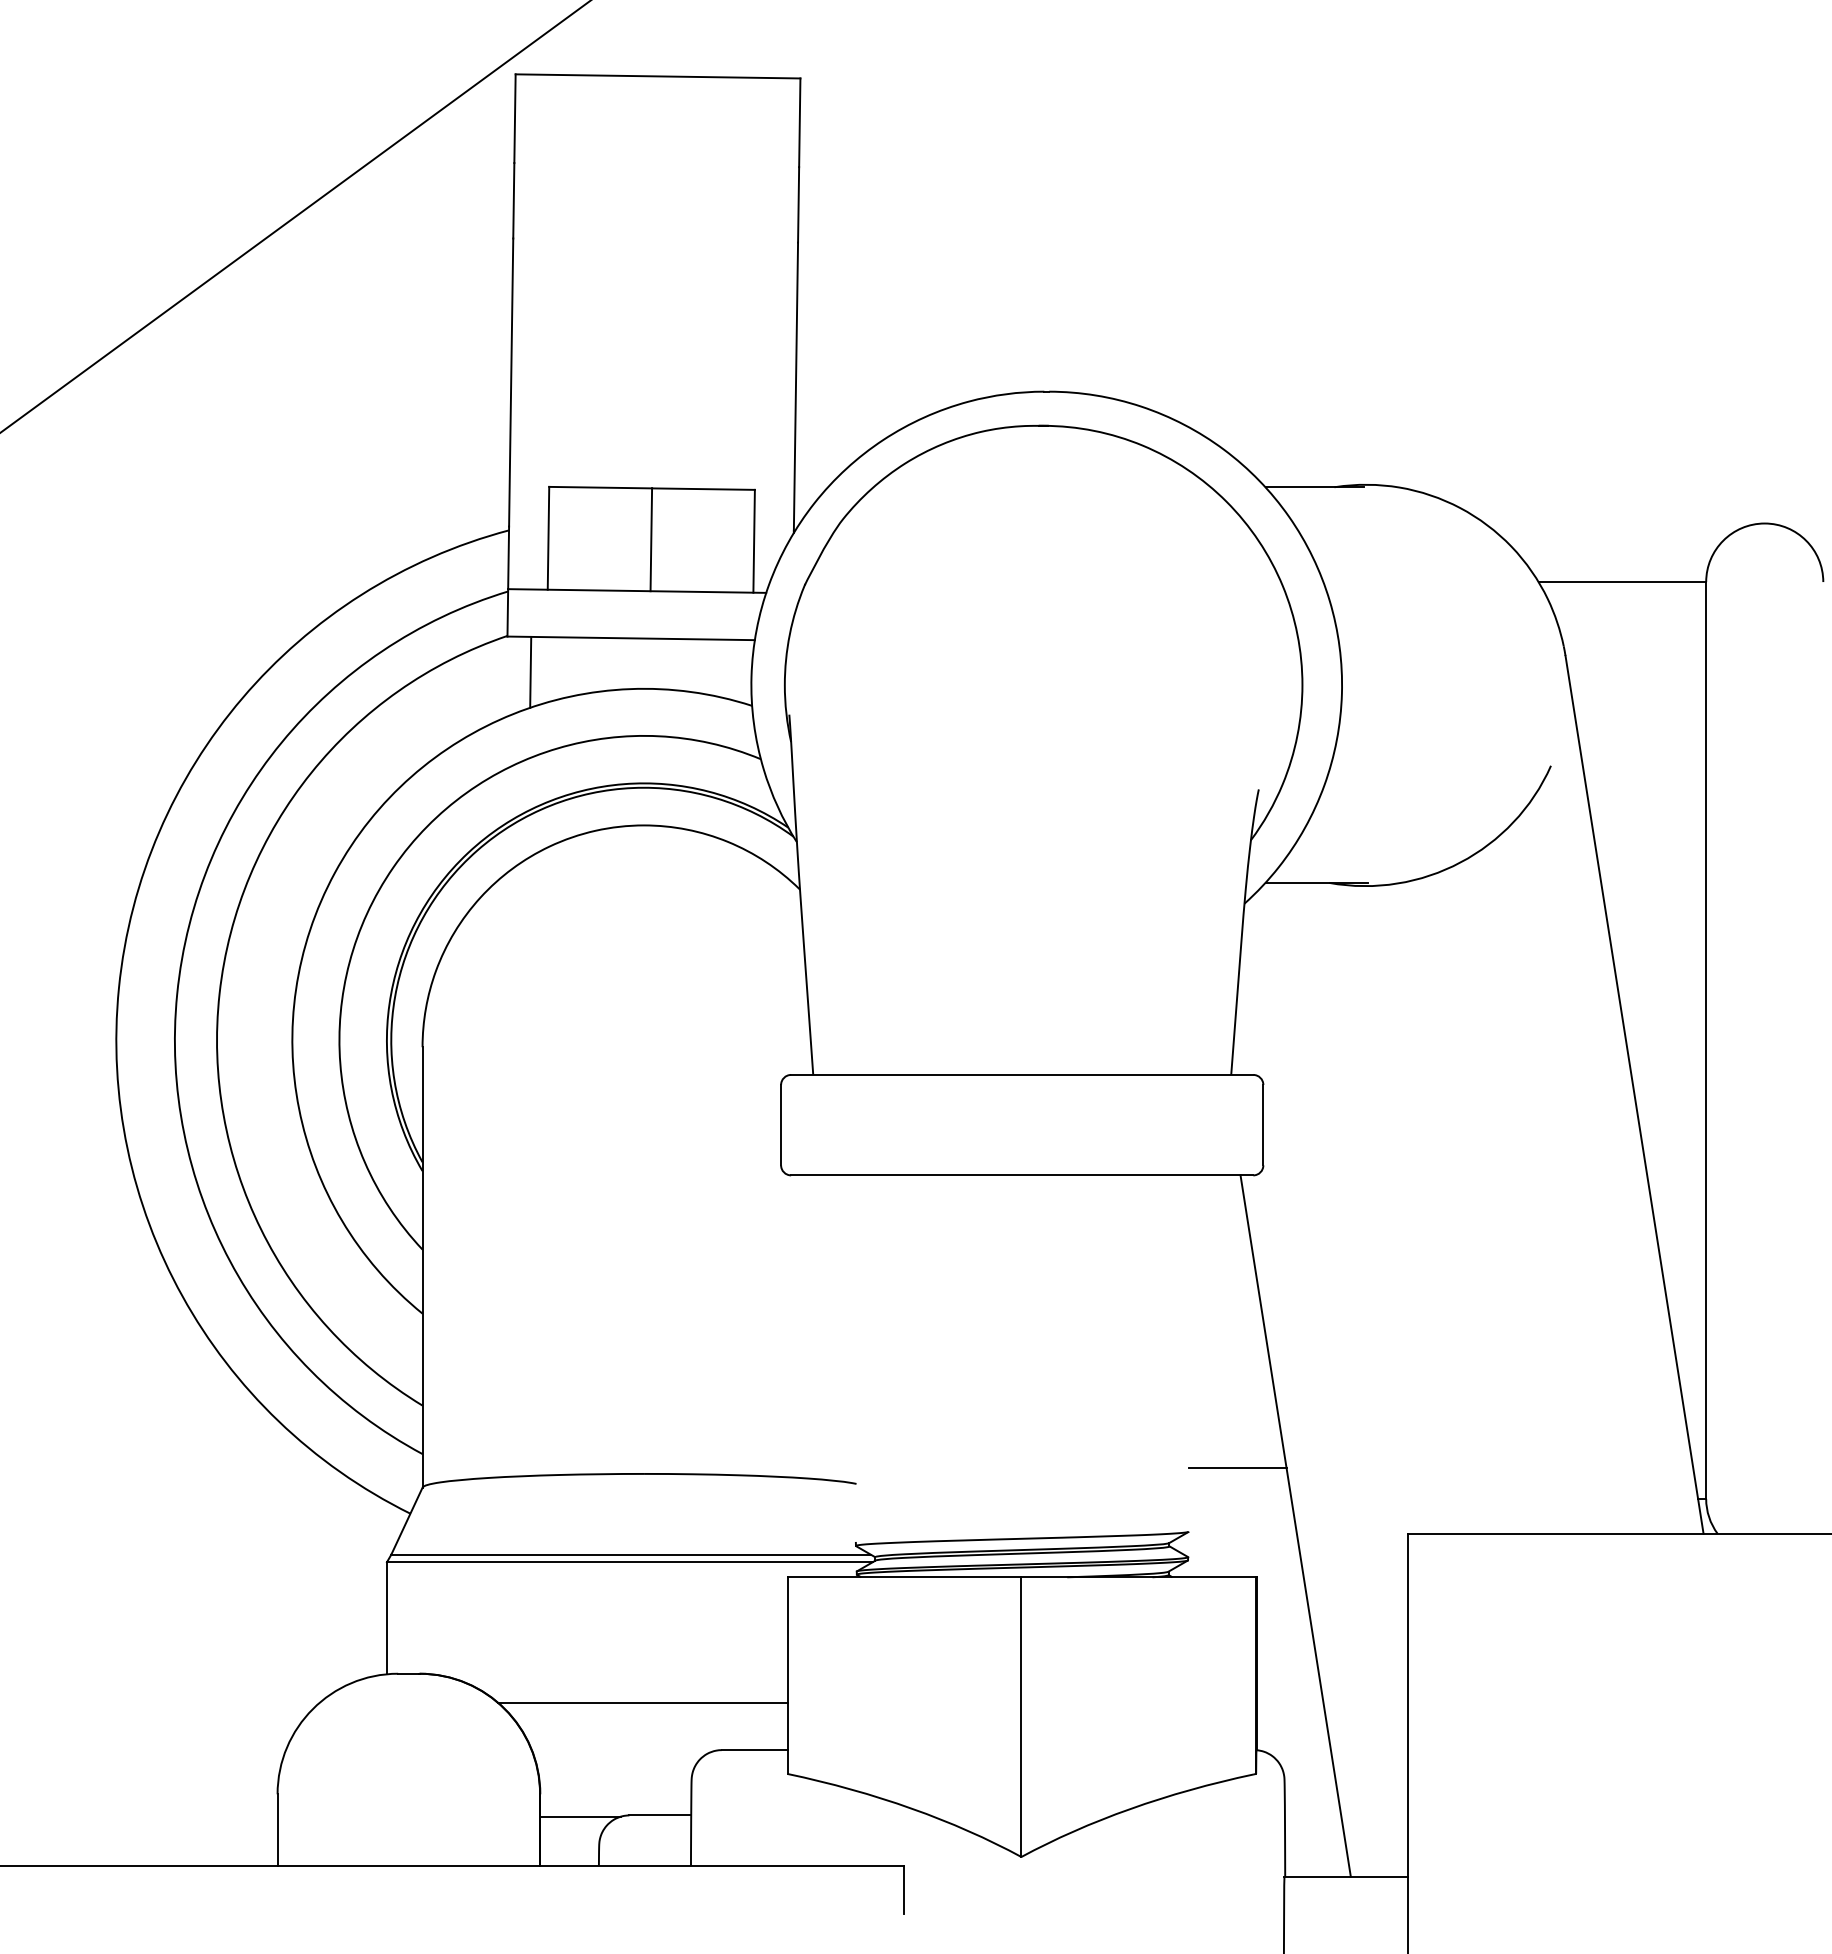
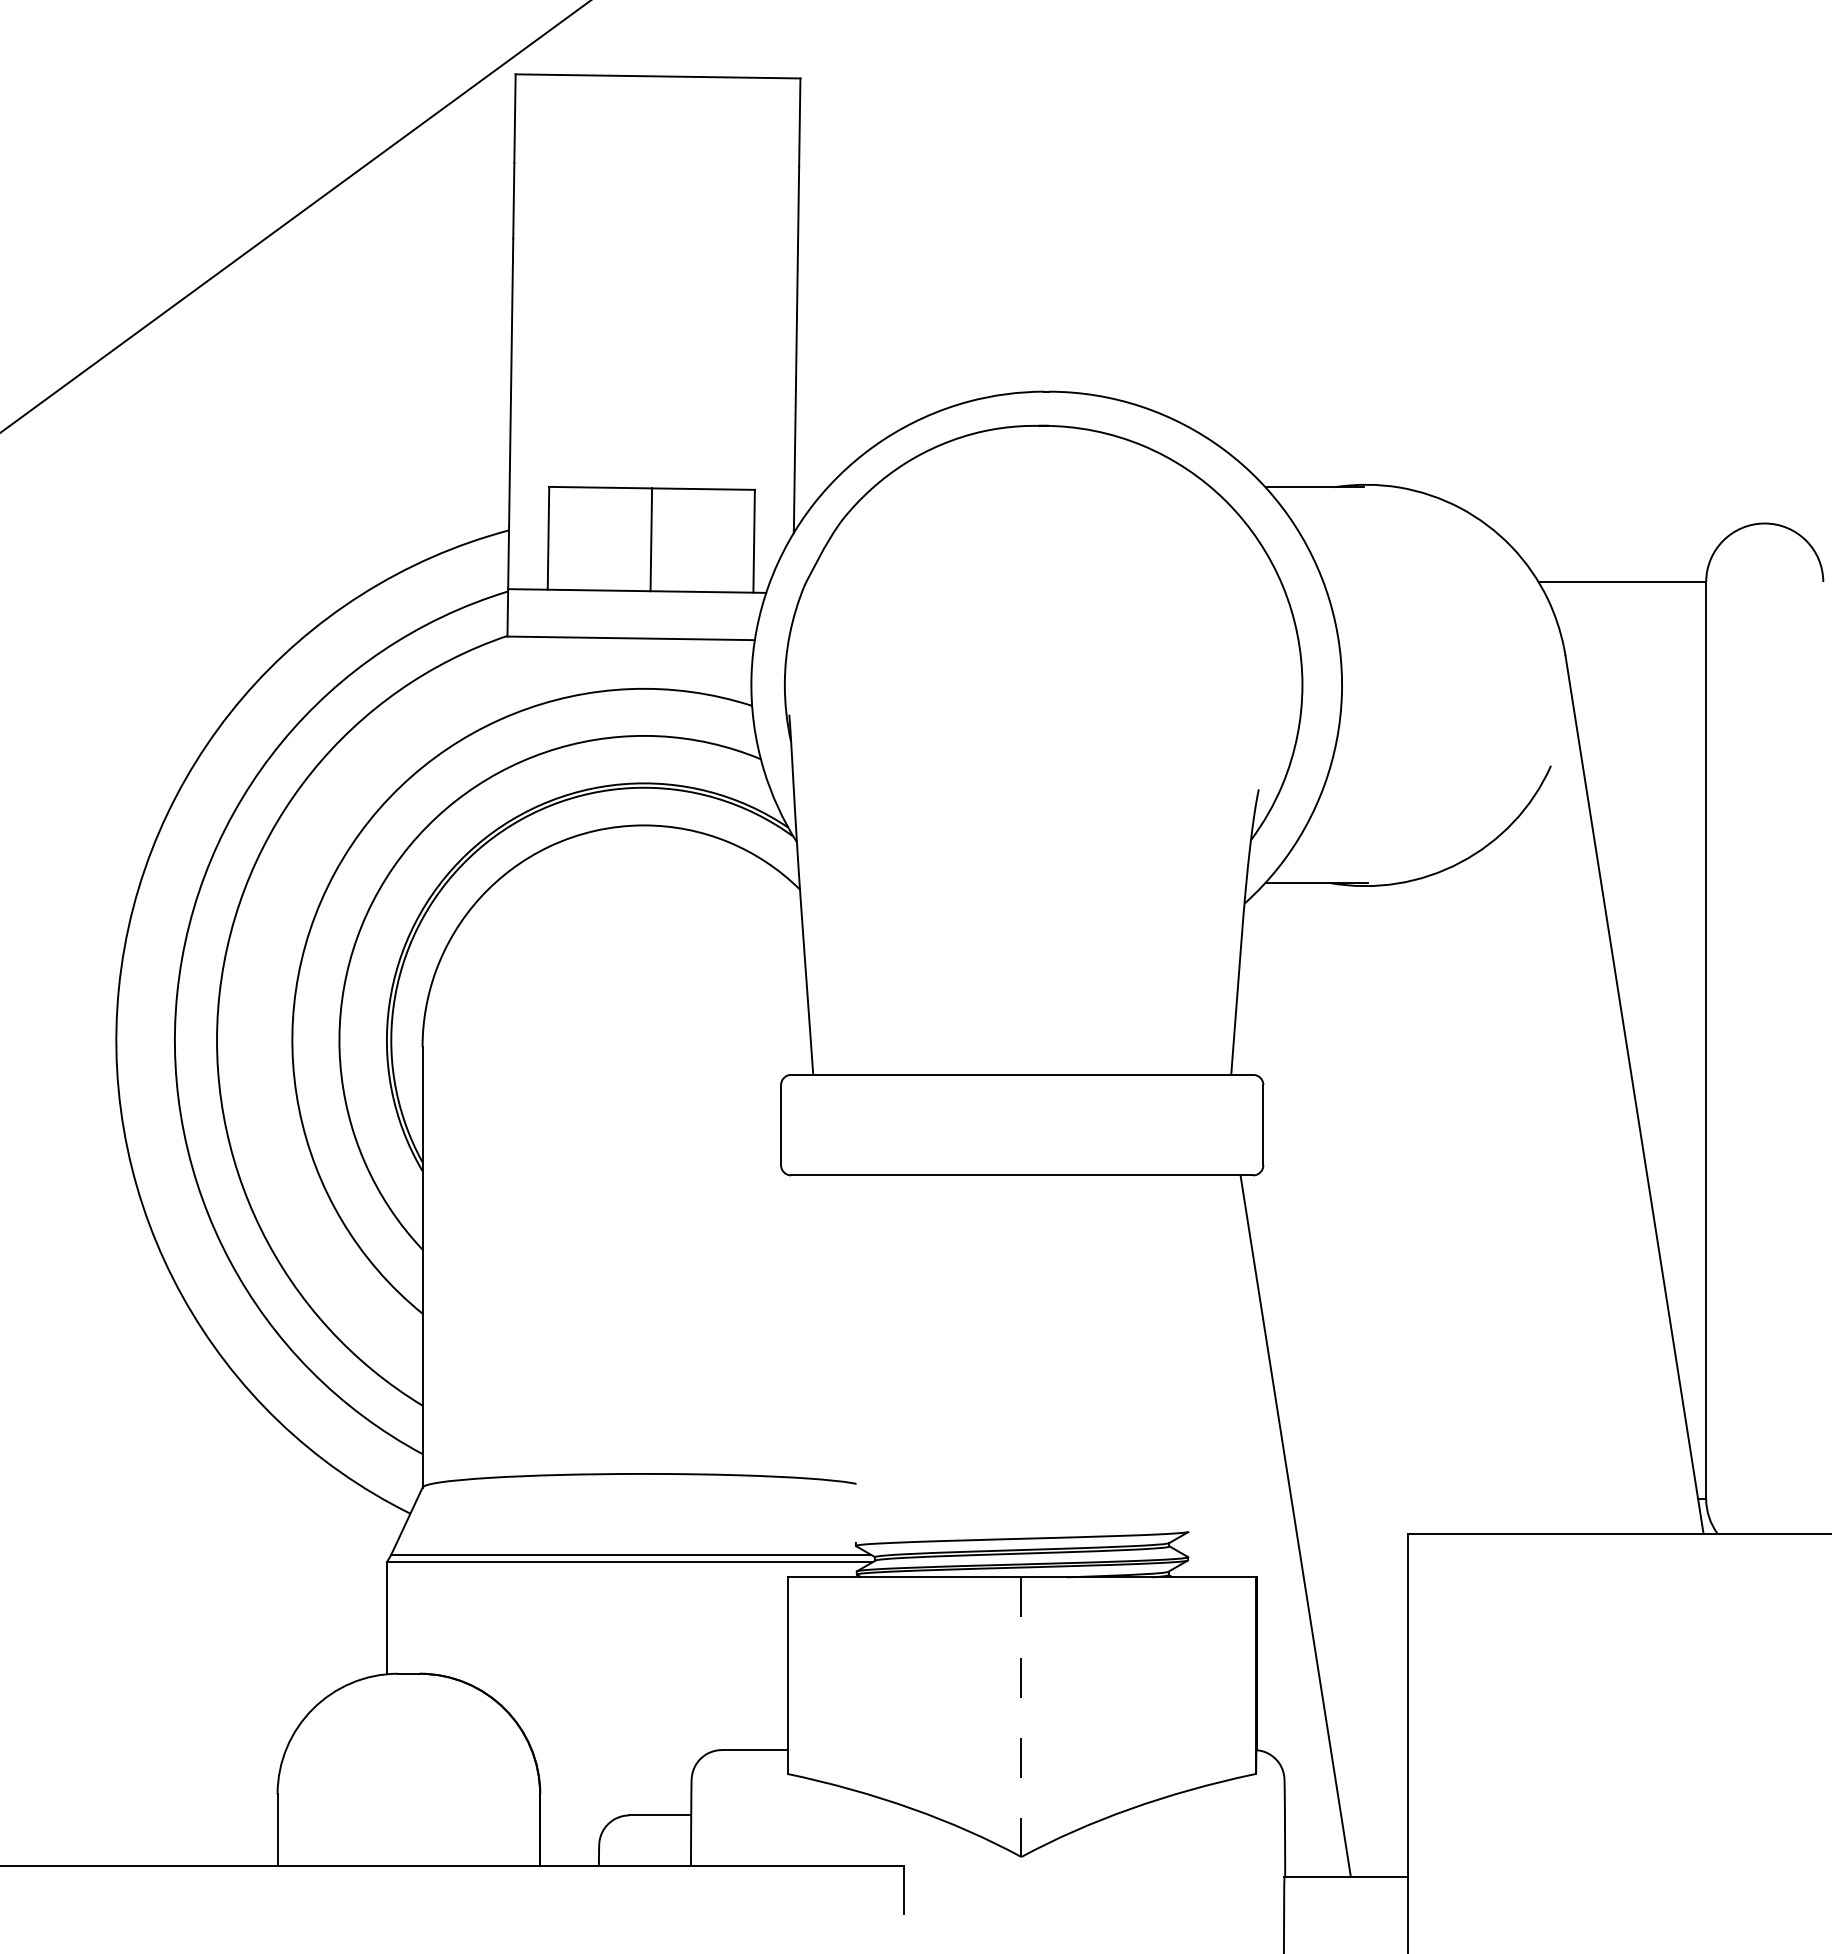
line: present -> none (530, 671)
line: present -> none (1237, 1467)
line: present -> none (642, 1702)
line: solid -> dashed (1021, 1717)
line: present -> none (580, 1816)
